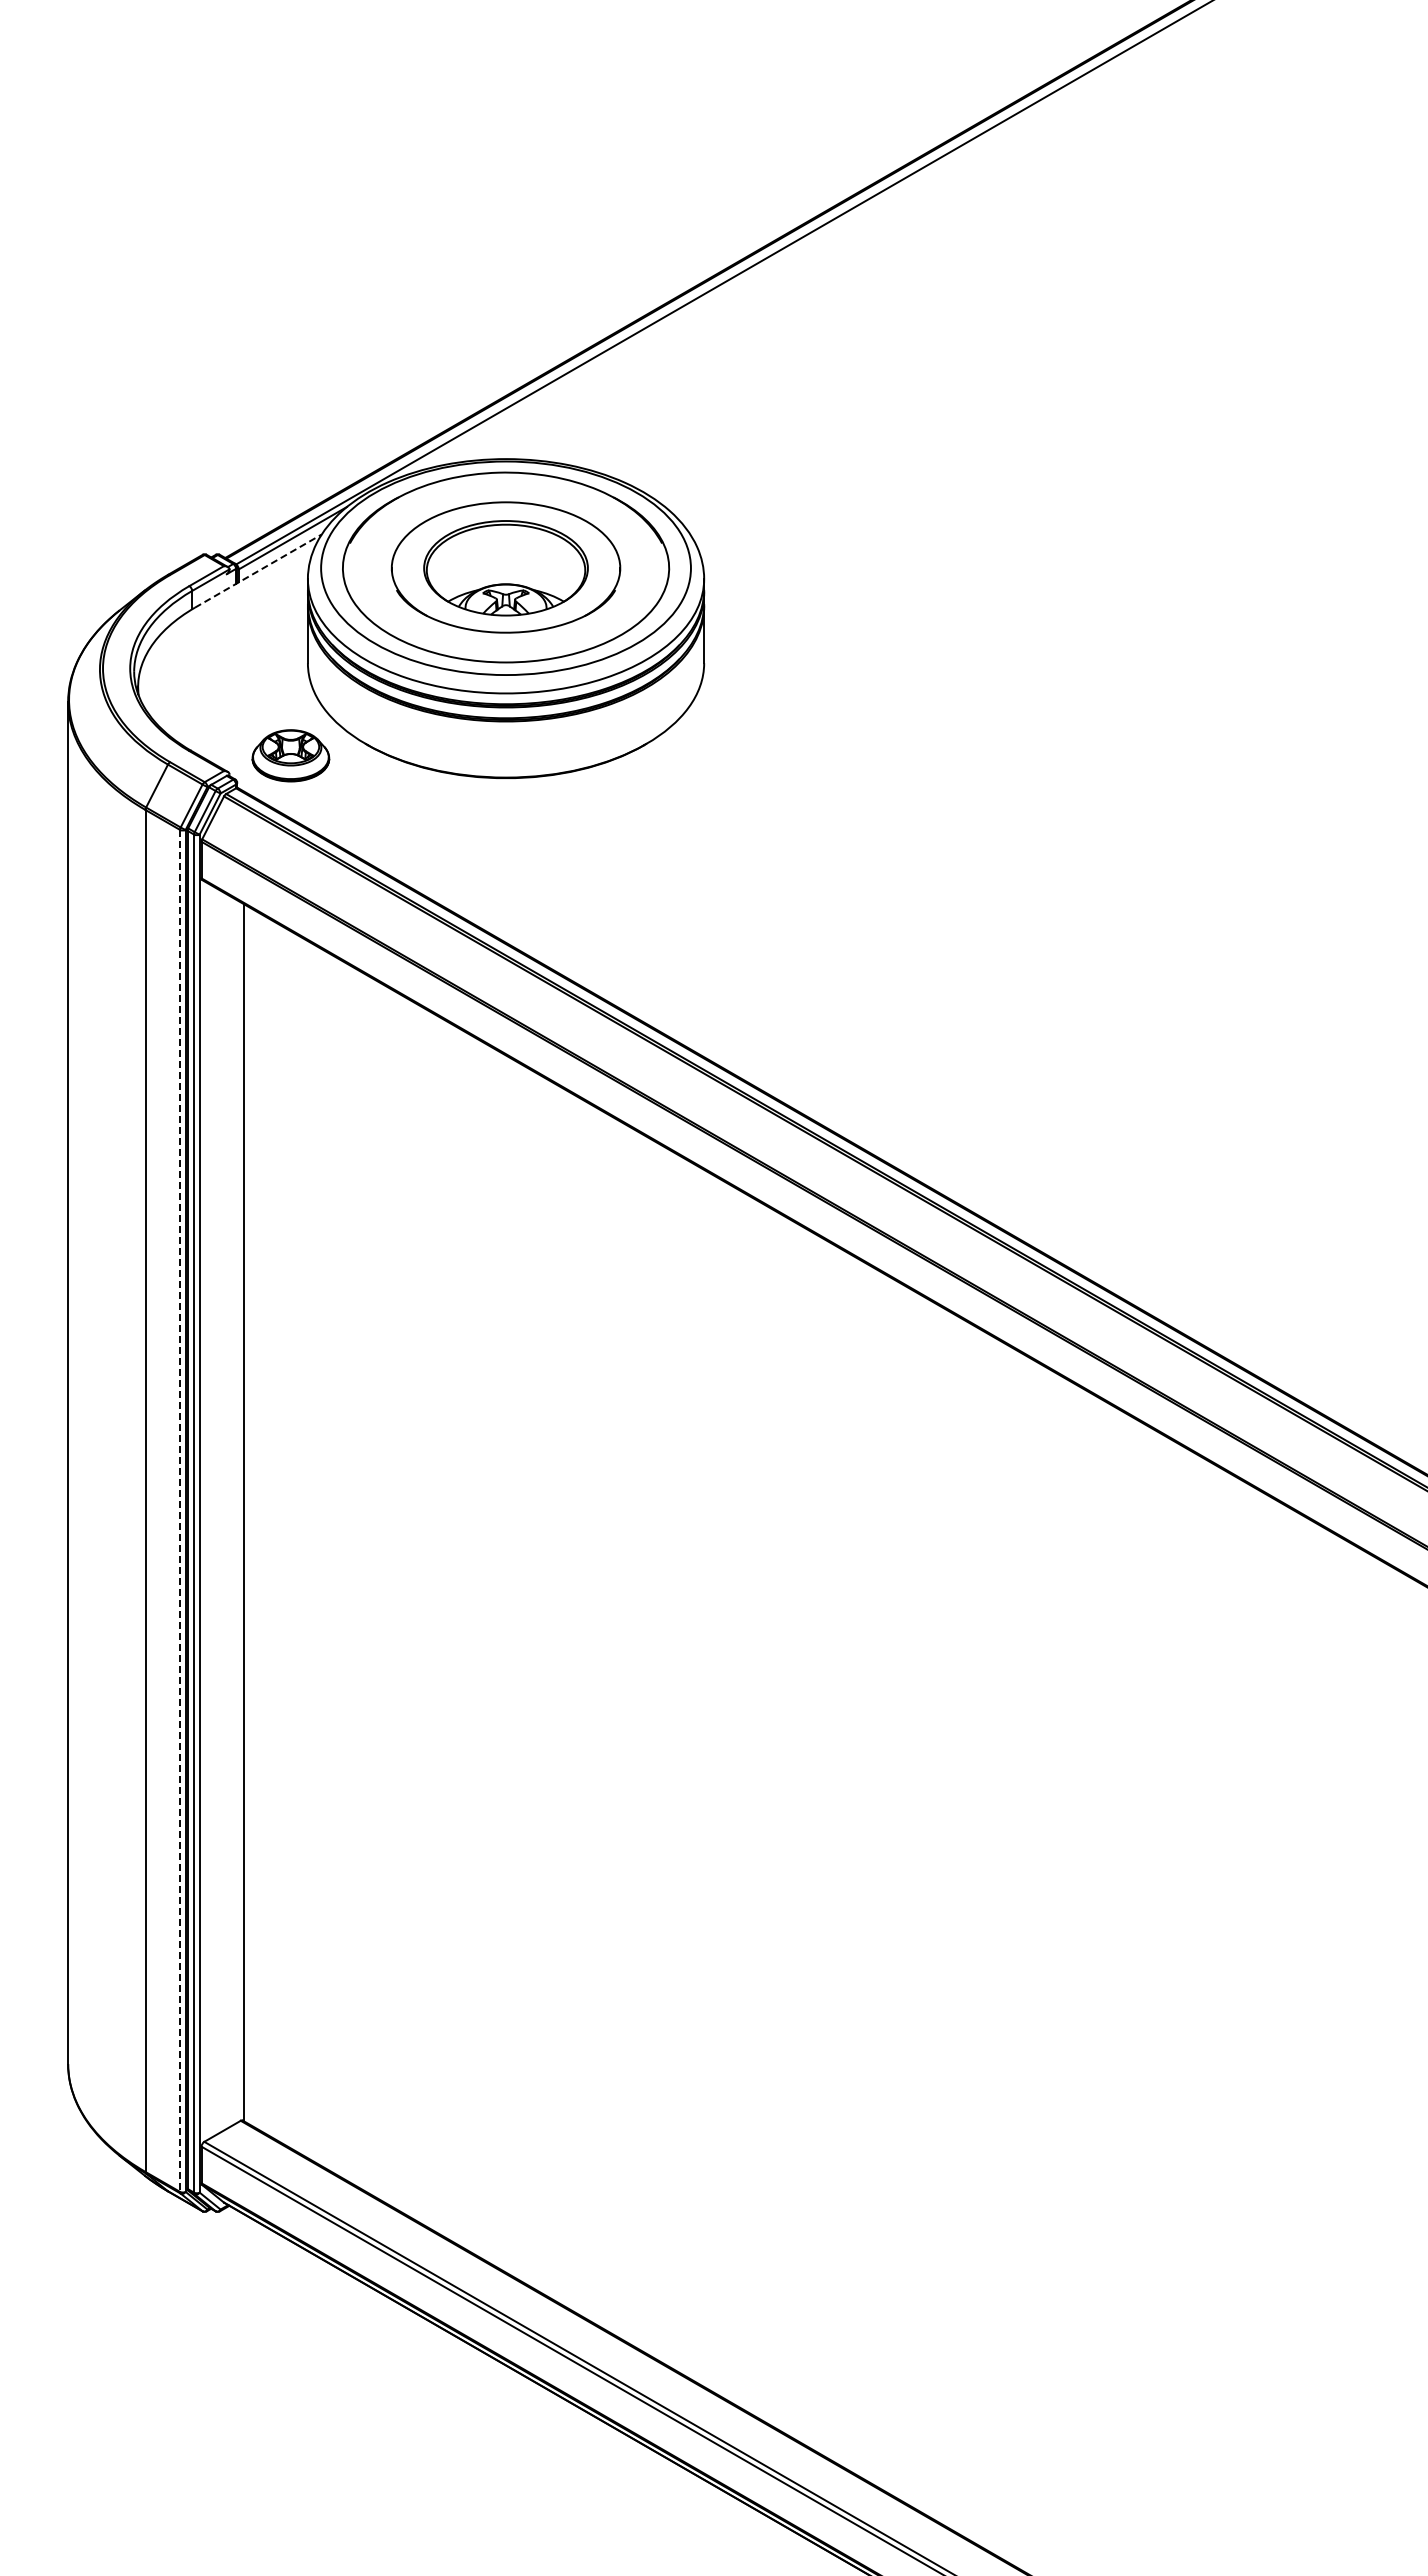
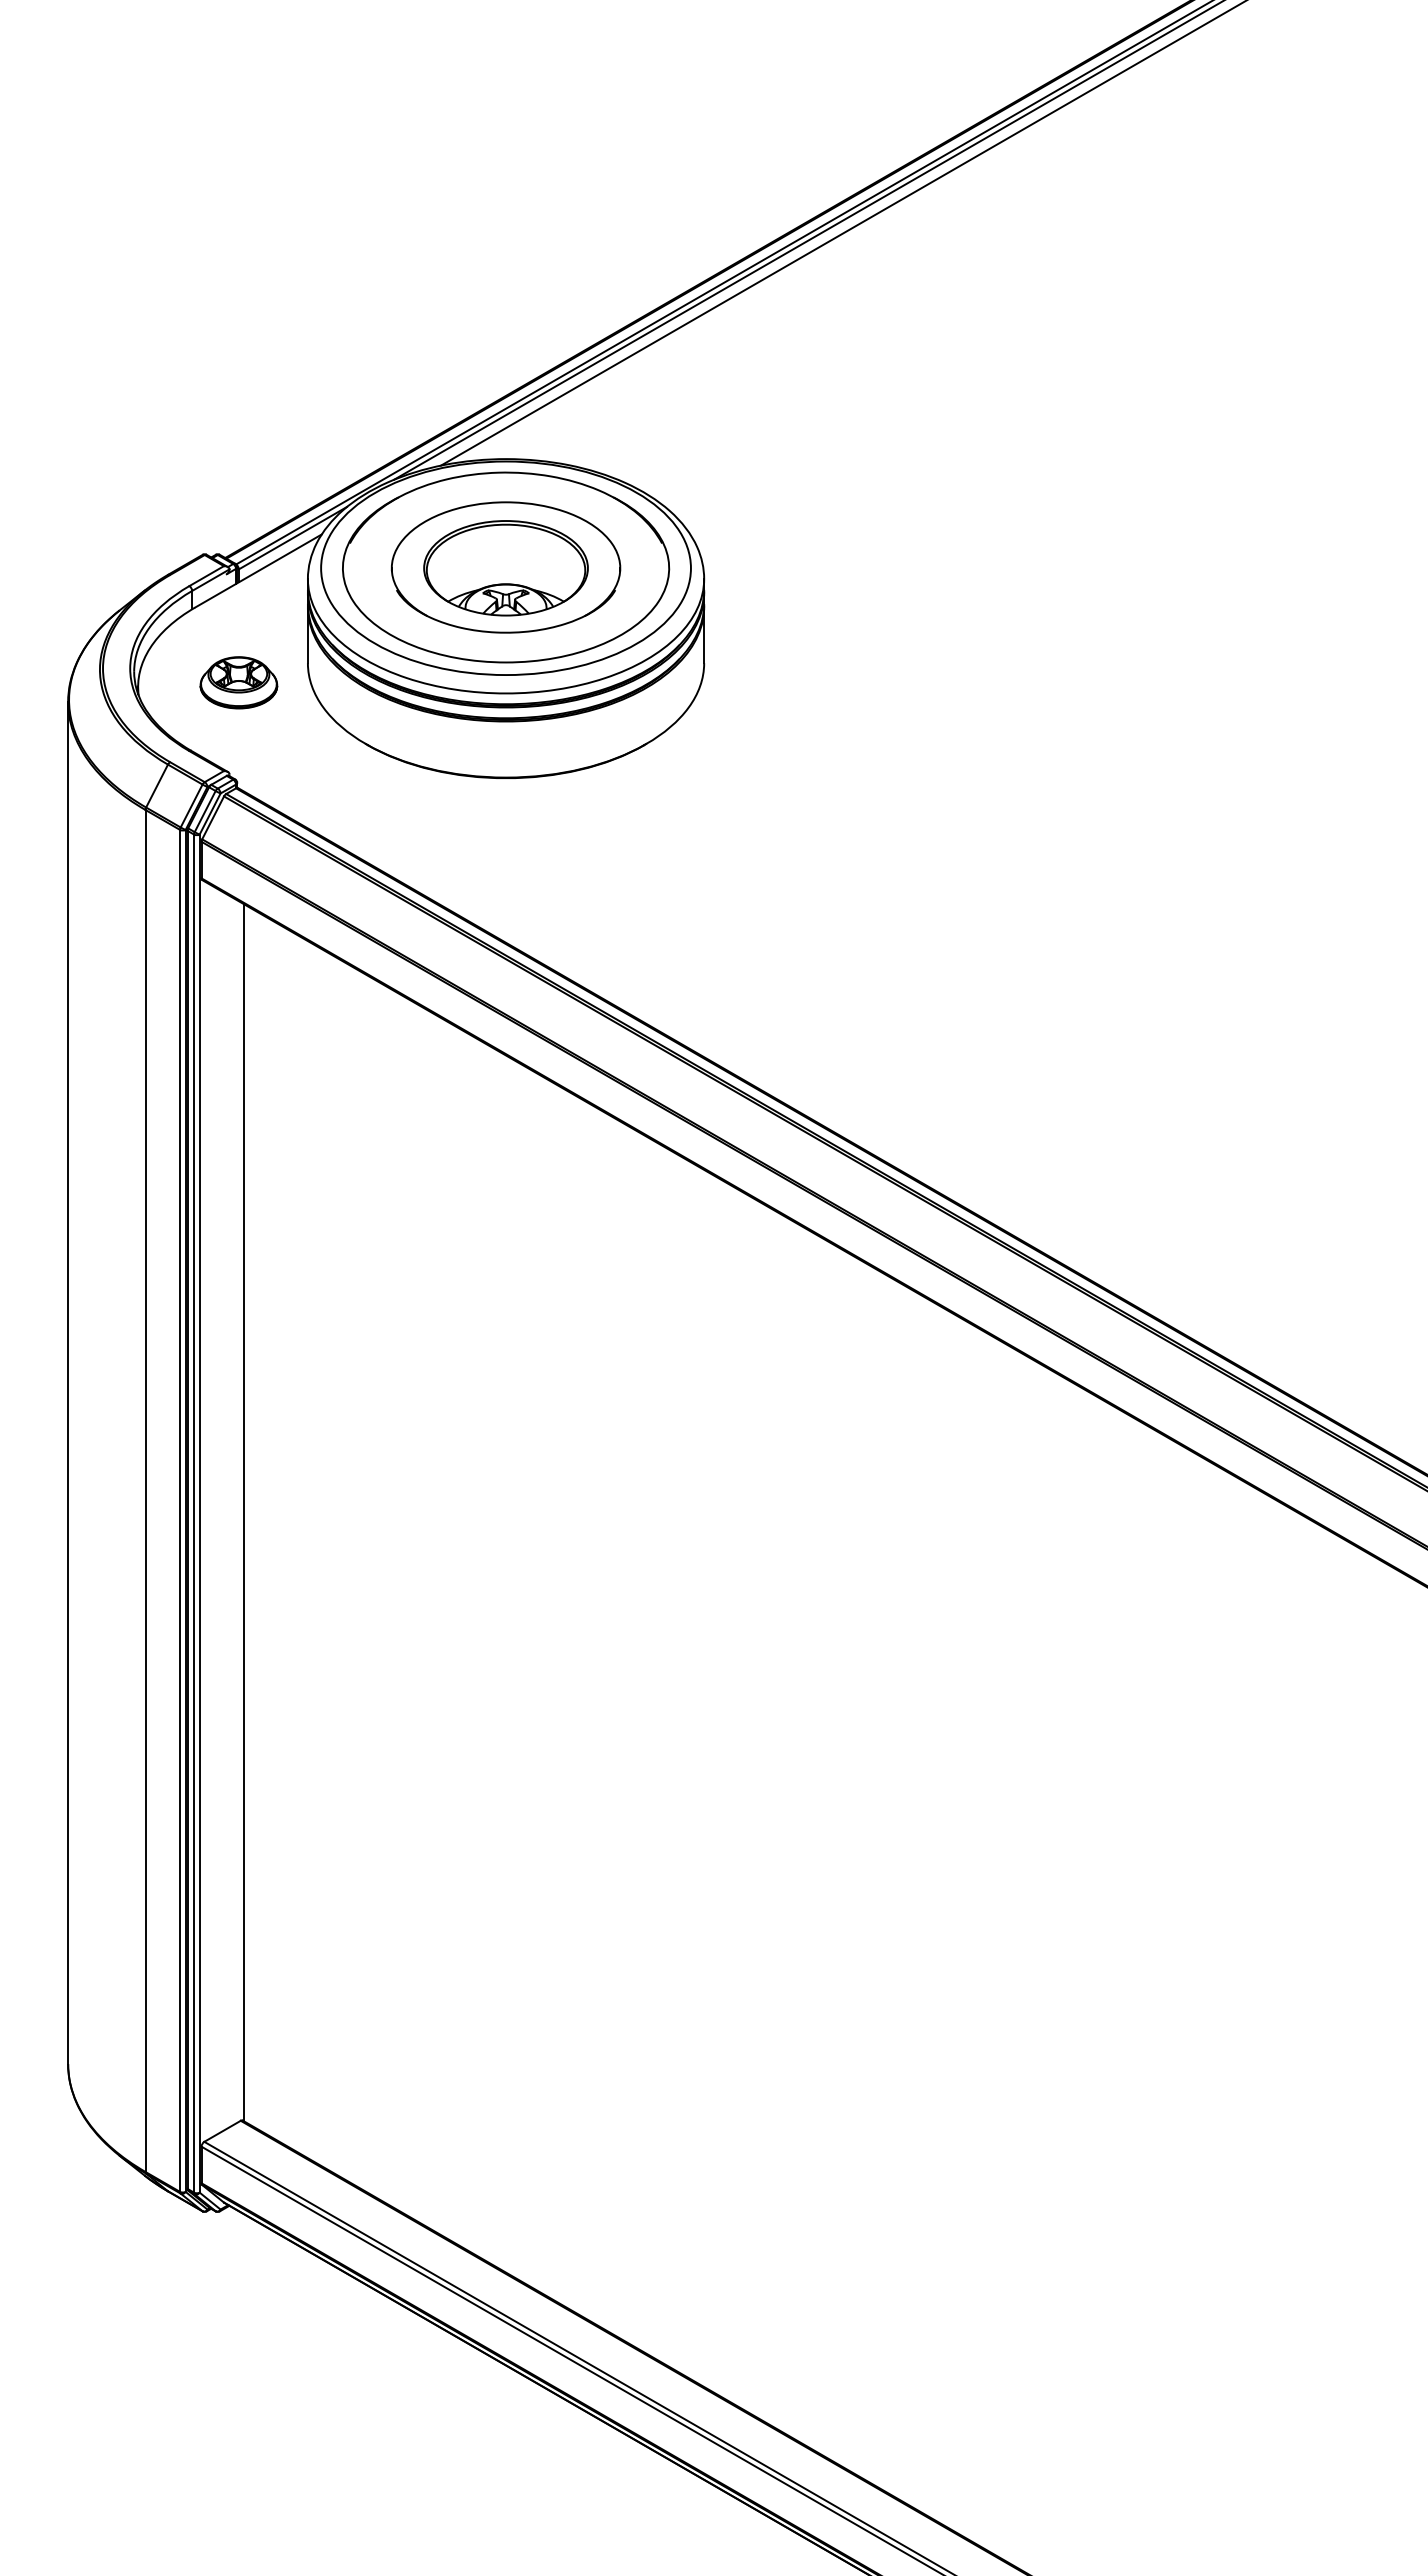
line: none -> present (842, 233)
line: none -> present (807, 240)
line: dashed -> solid (258, 570)
part position: (290, 755) -> (238, 682) (238, 682)
line: dashed -> solid (180, 1510)
